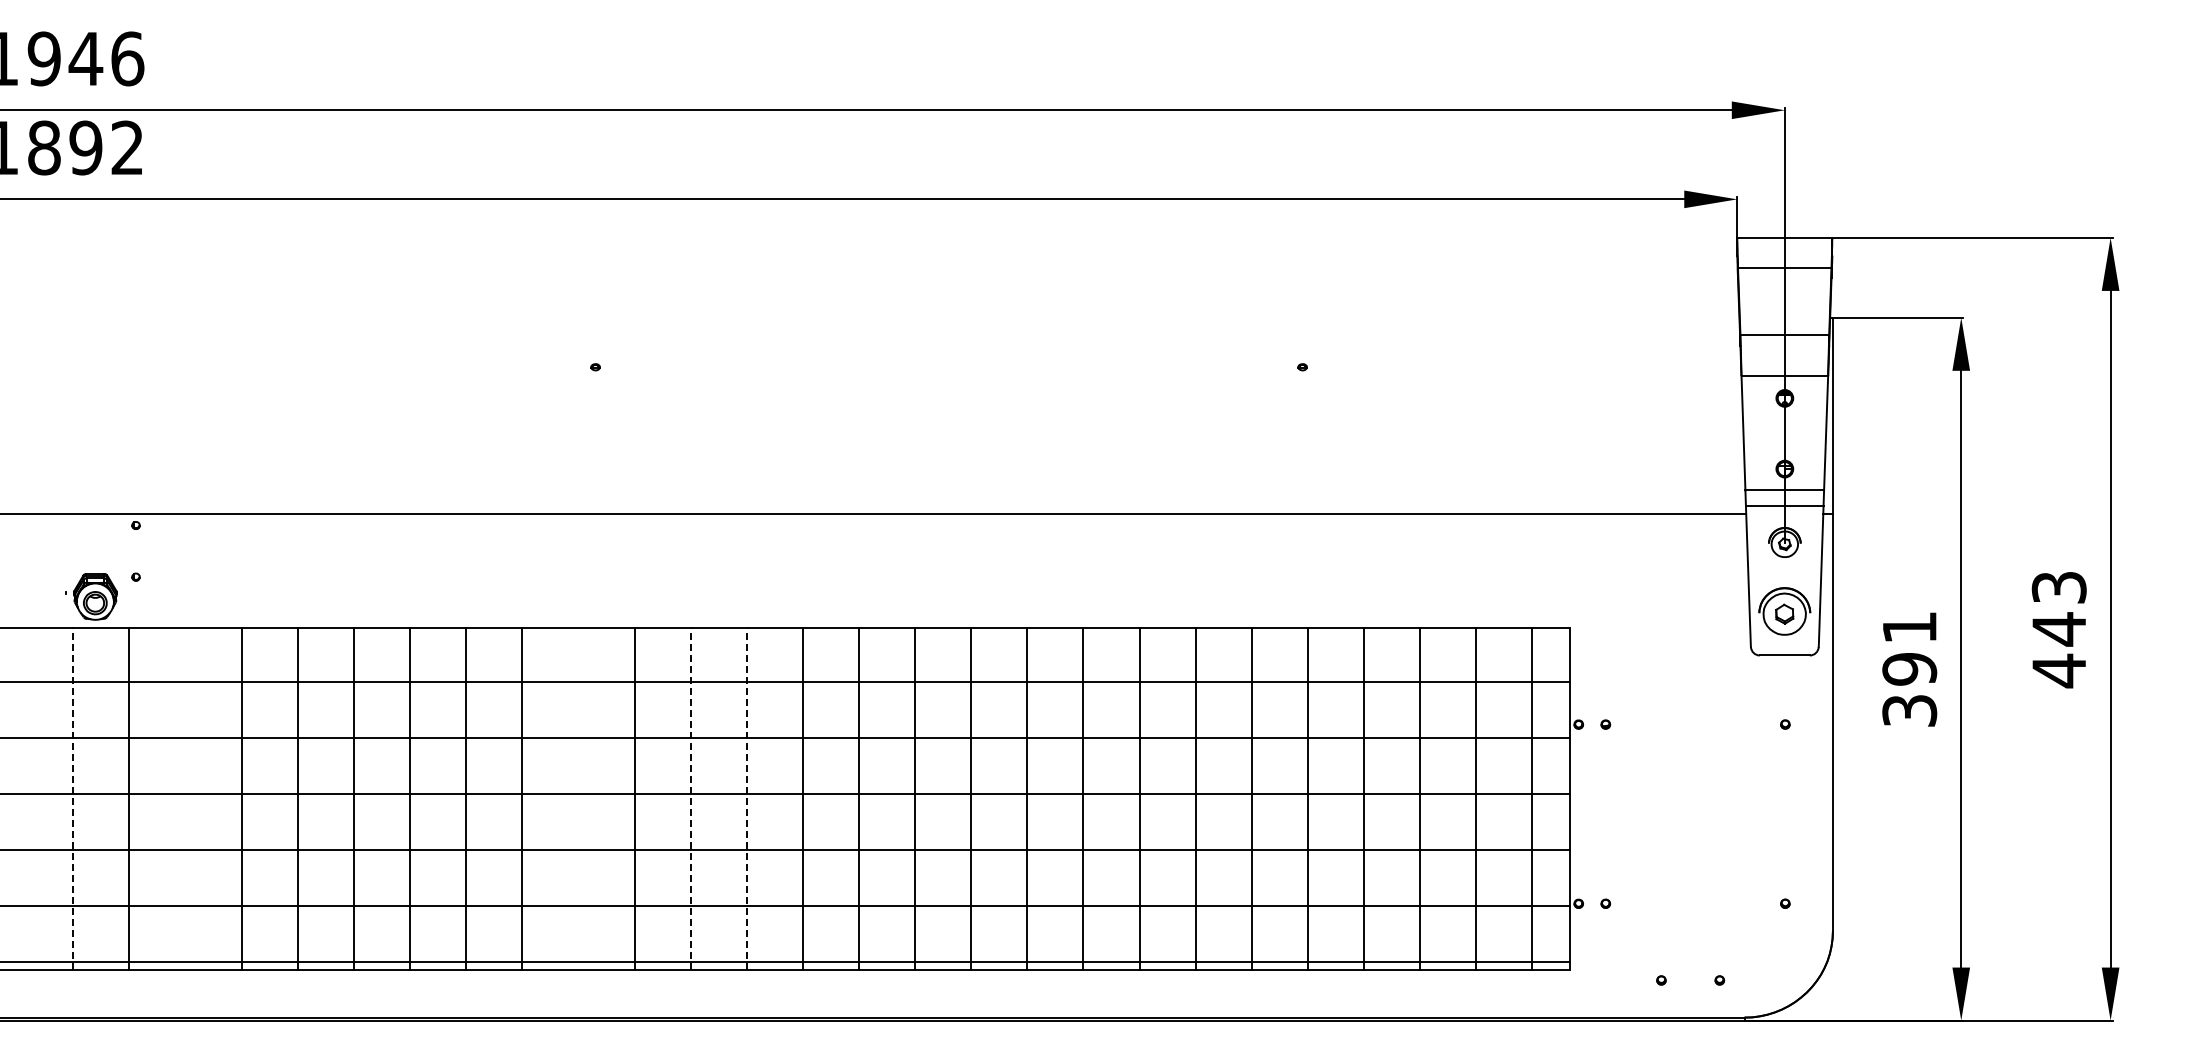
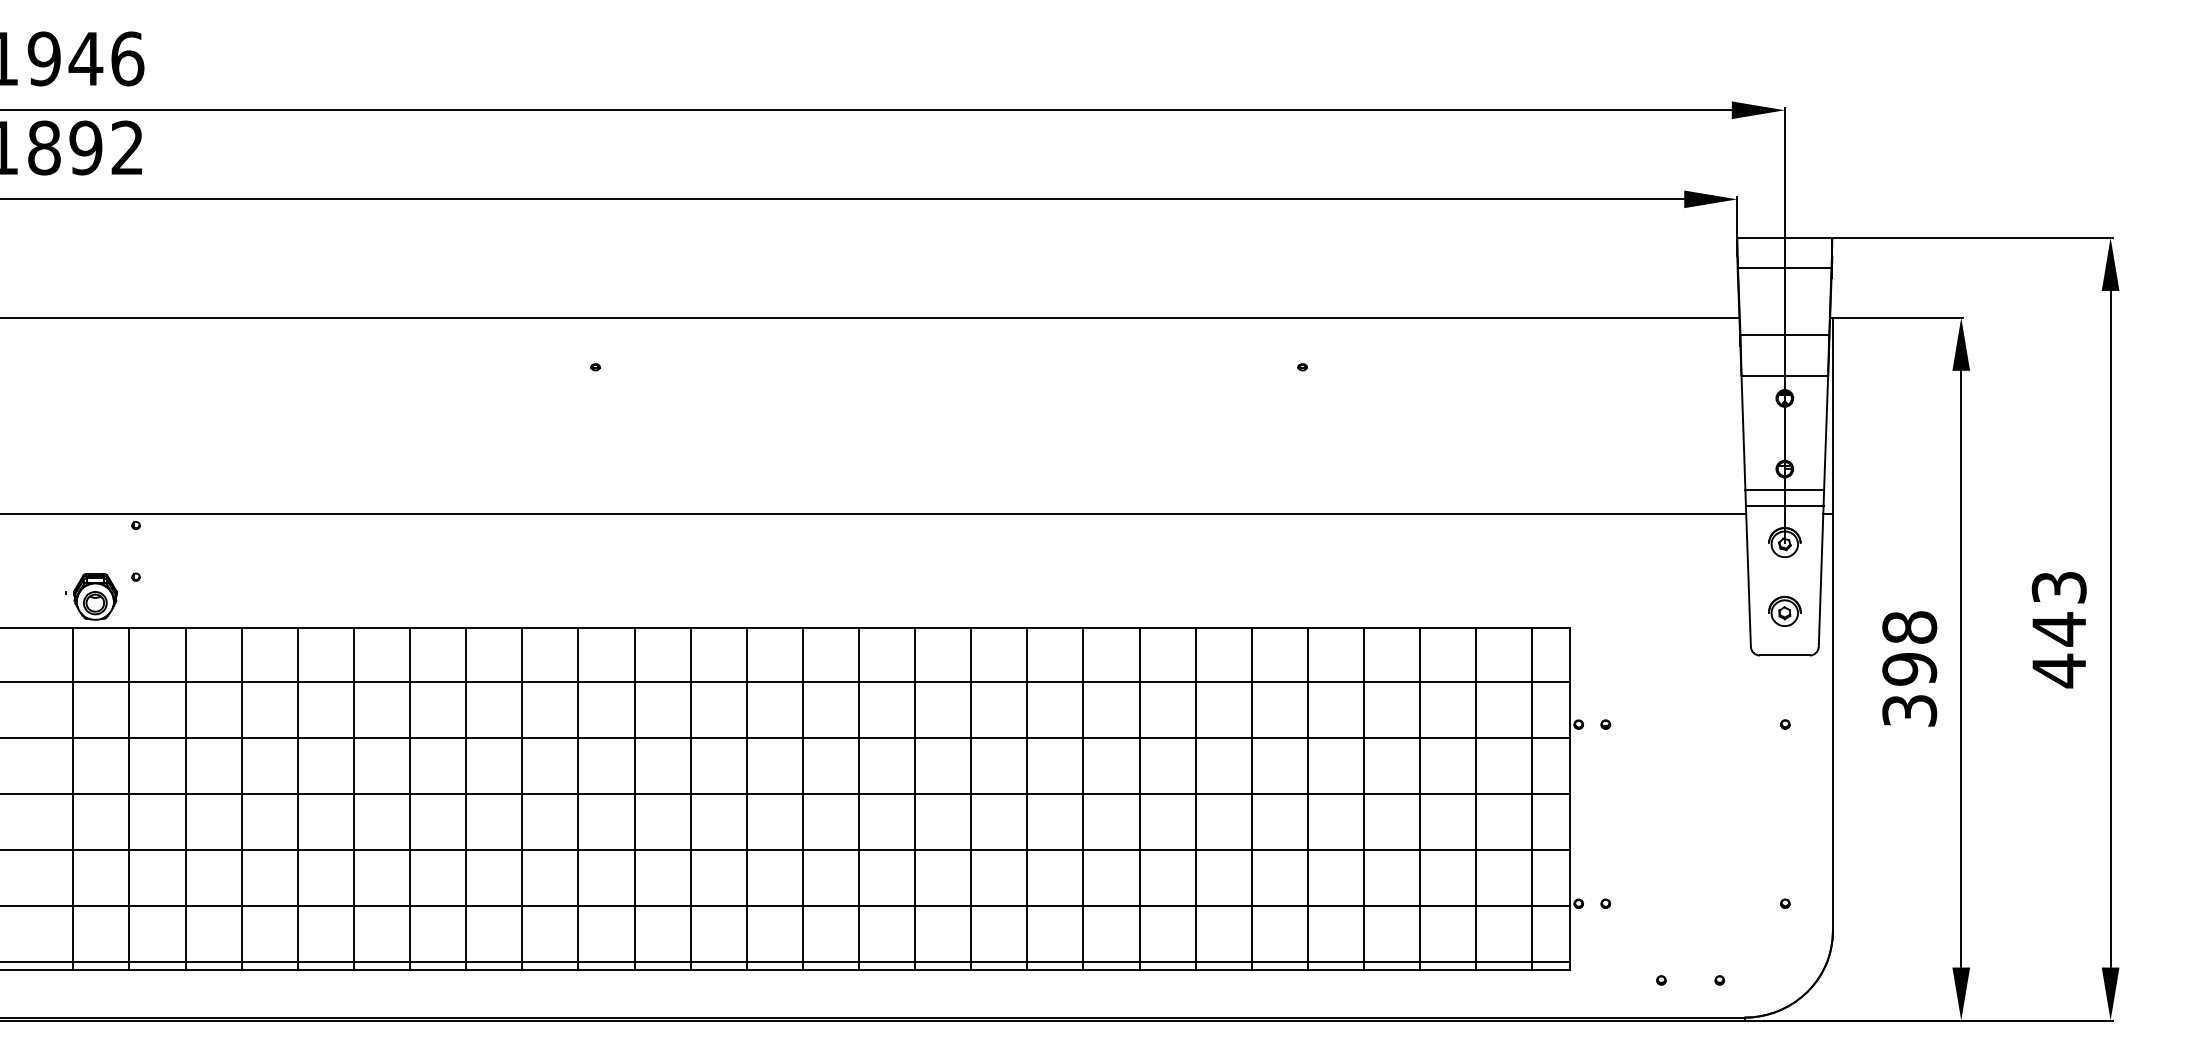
line: none -> present (870, 317)
part size: 54x49 px -> 34x31 px (1784, 611)
text: 391 -> 398 (1909, 627)
line: dashed -> solid (73, 798)
line: none -> present (185, 798)
line: none -> present (578, 798)
line: dashed -> solid (690, 798)
line: dashed -> solid (746, 798)
